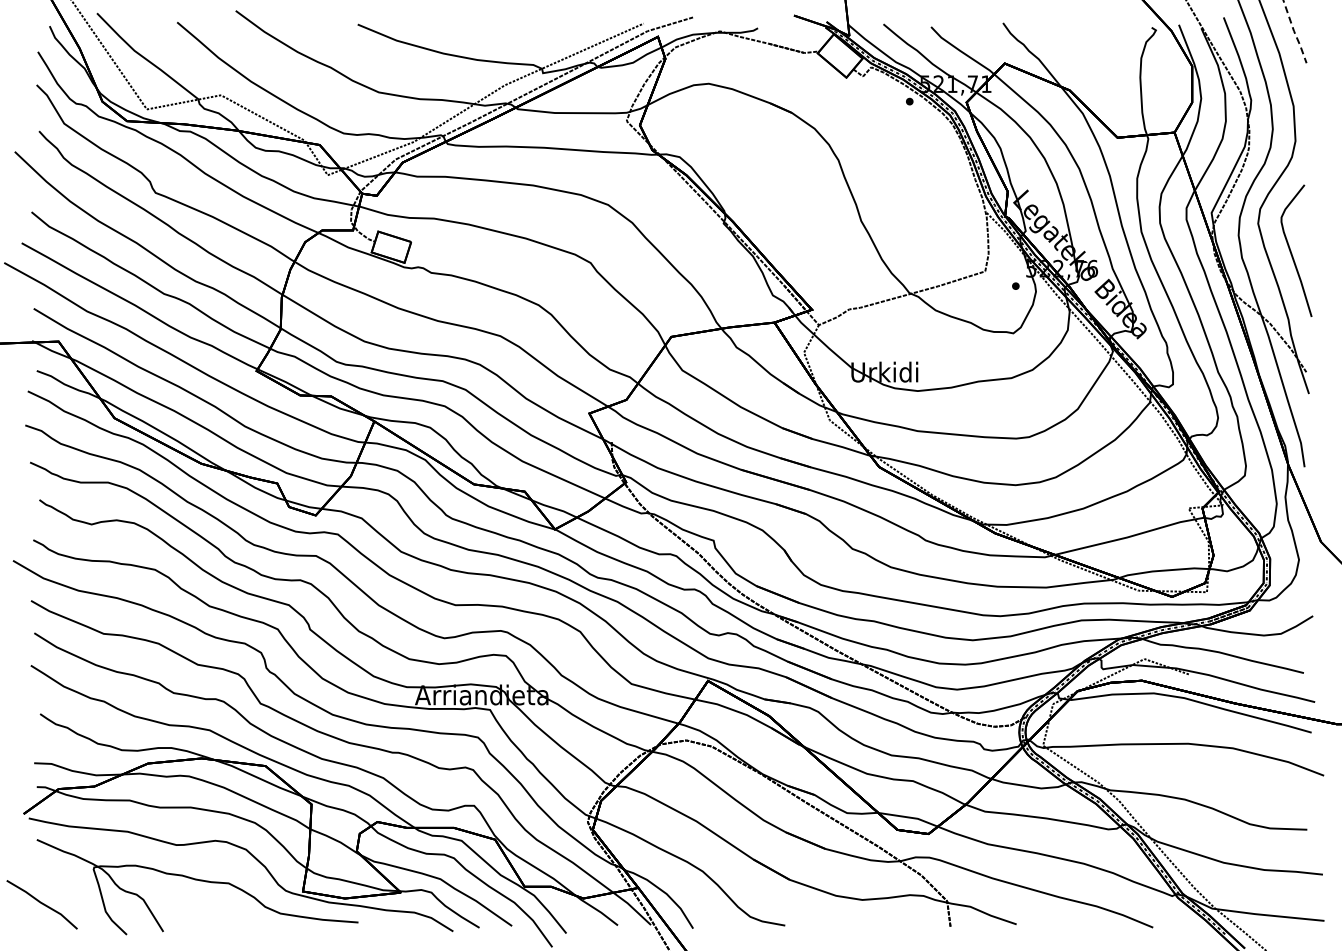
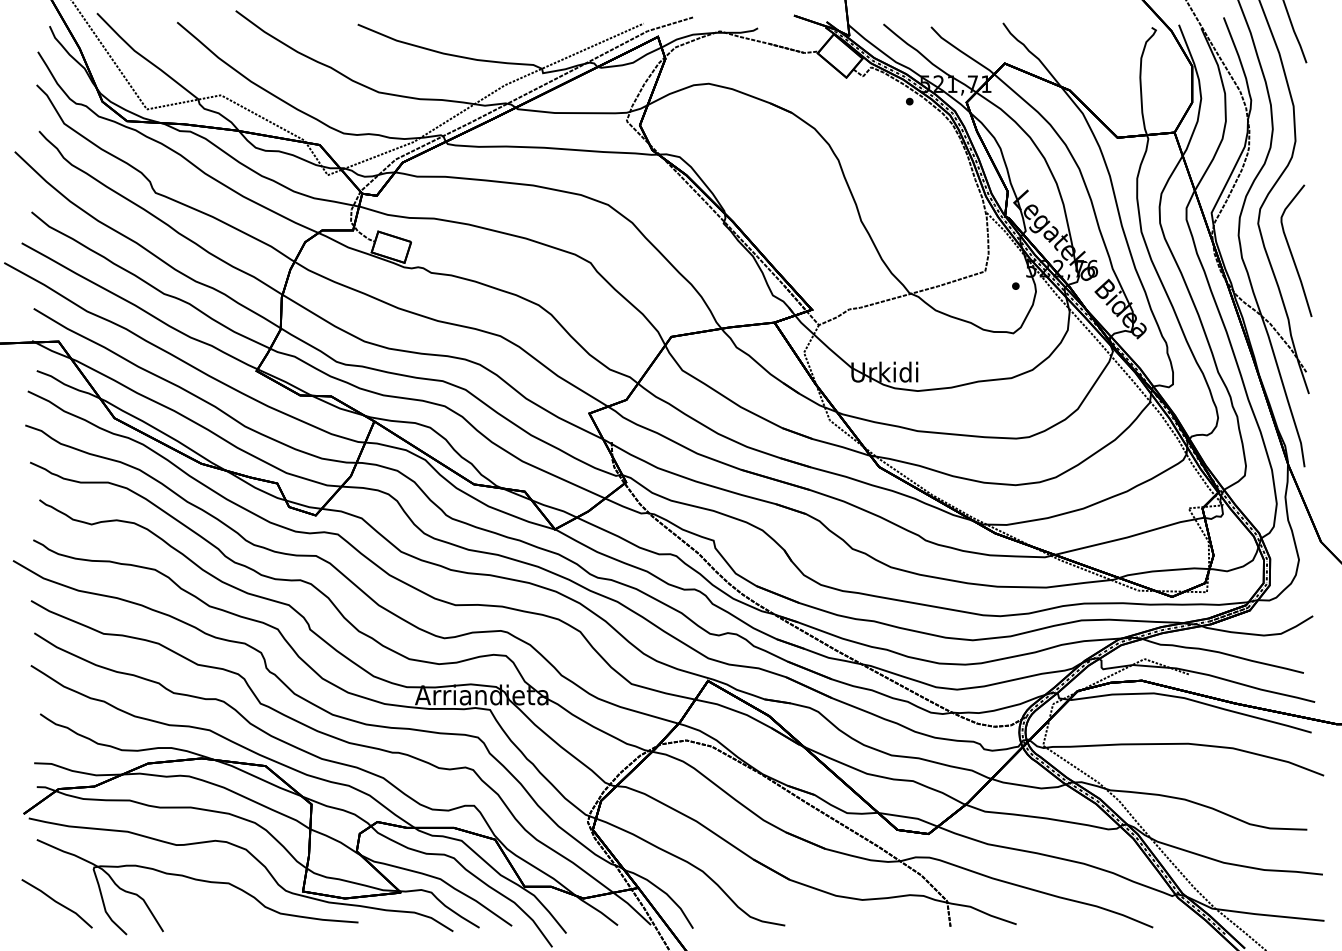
line: dashed -> solid (1294, 32)
line position: (41, 904) -> (56, 903) (56, 903)
